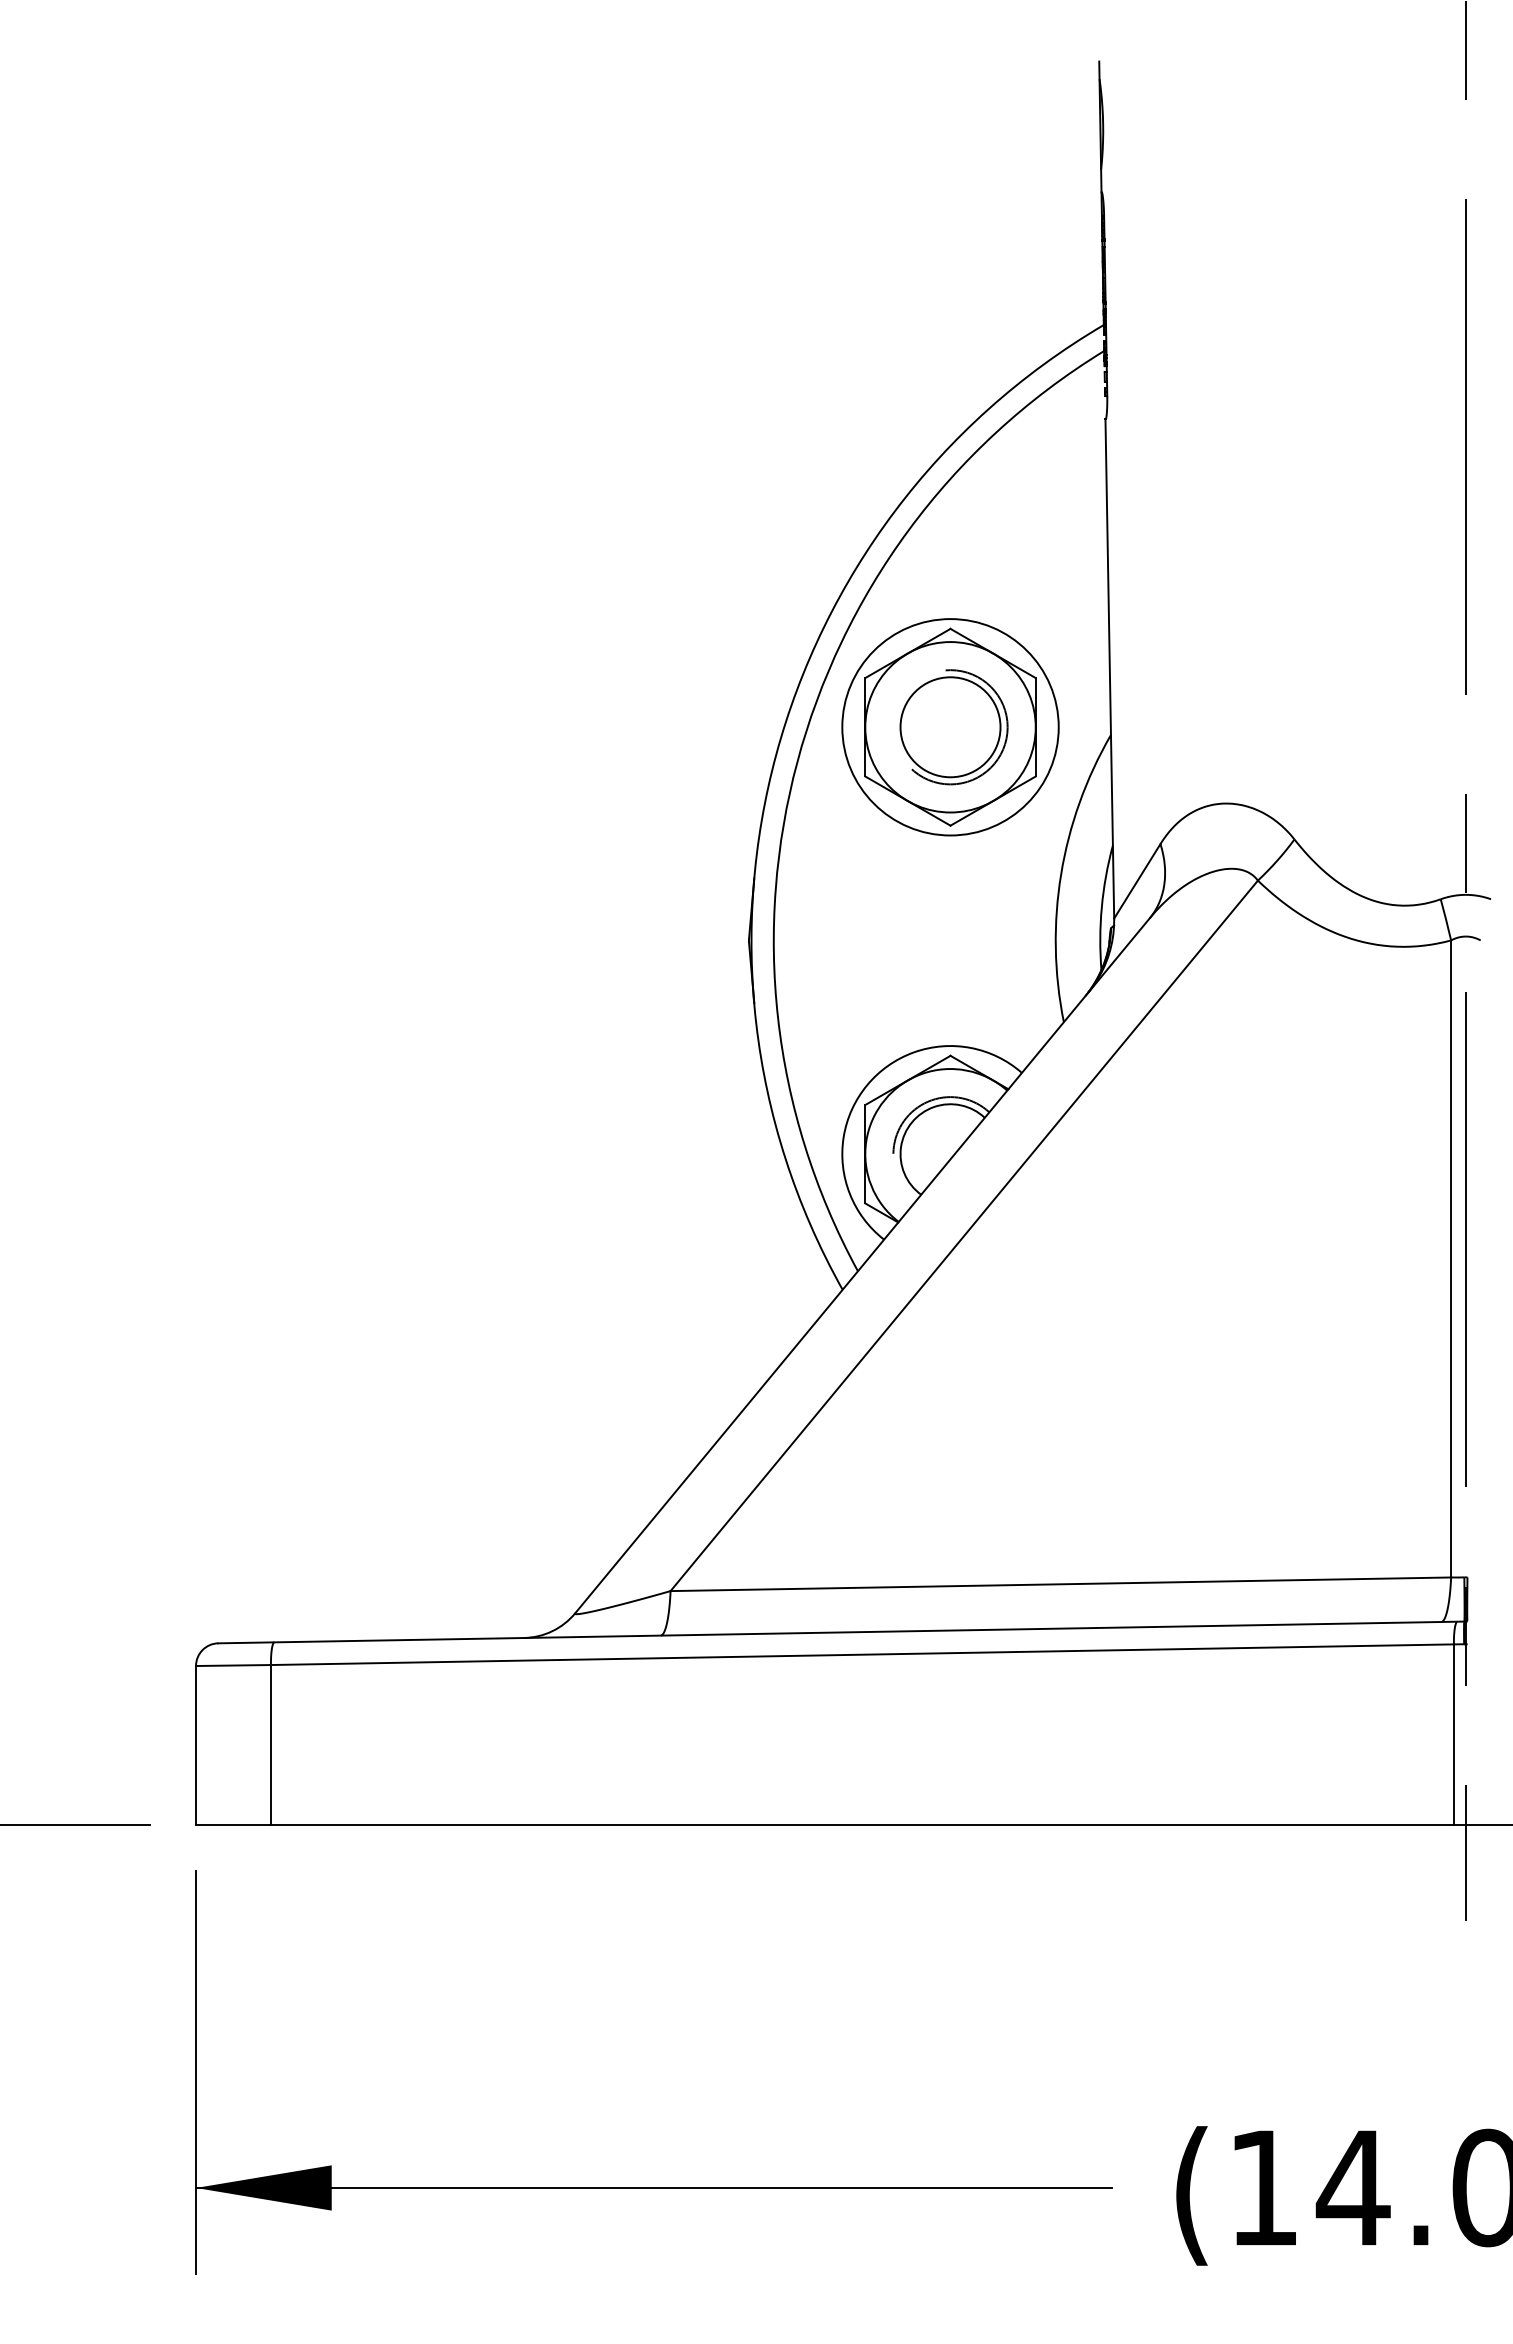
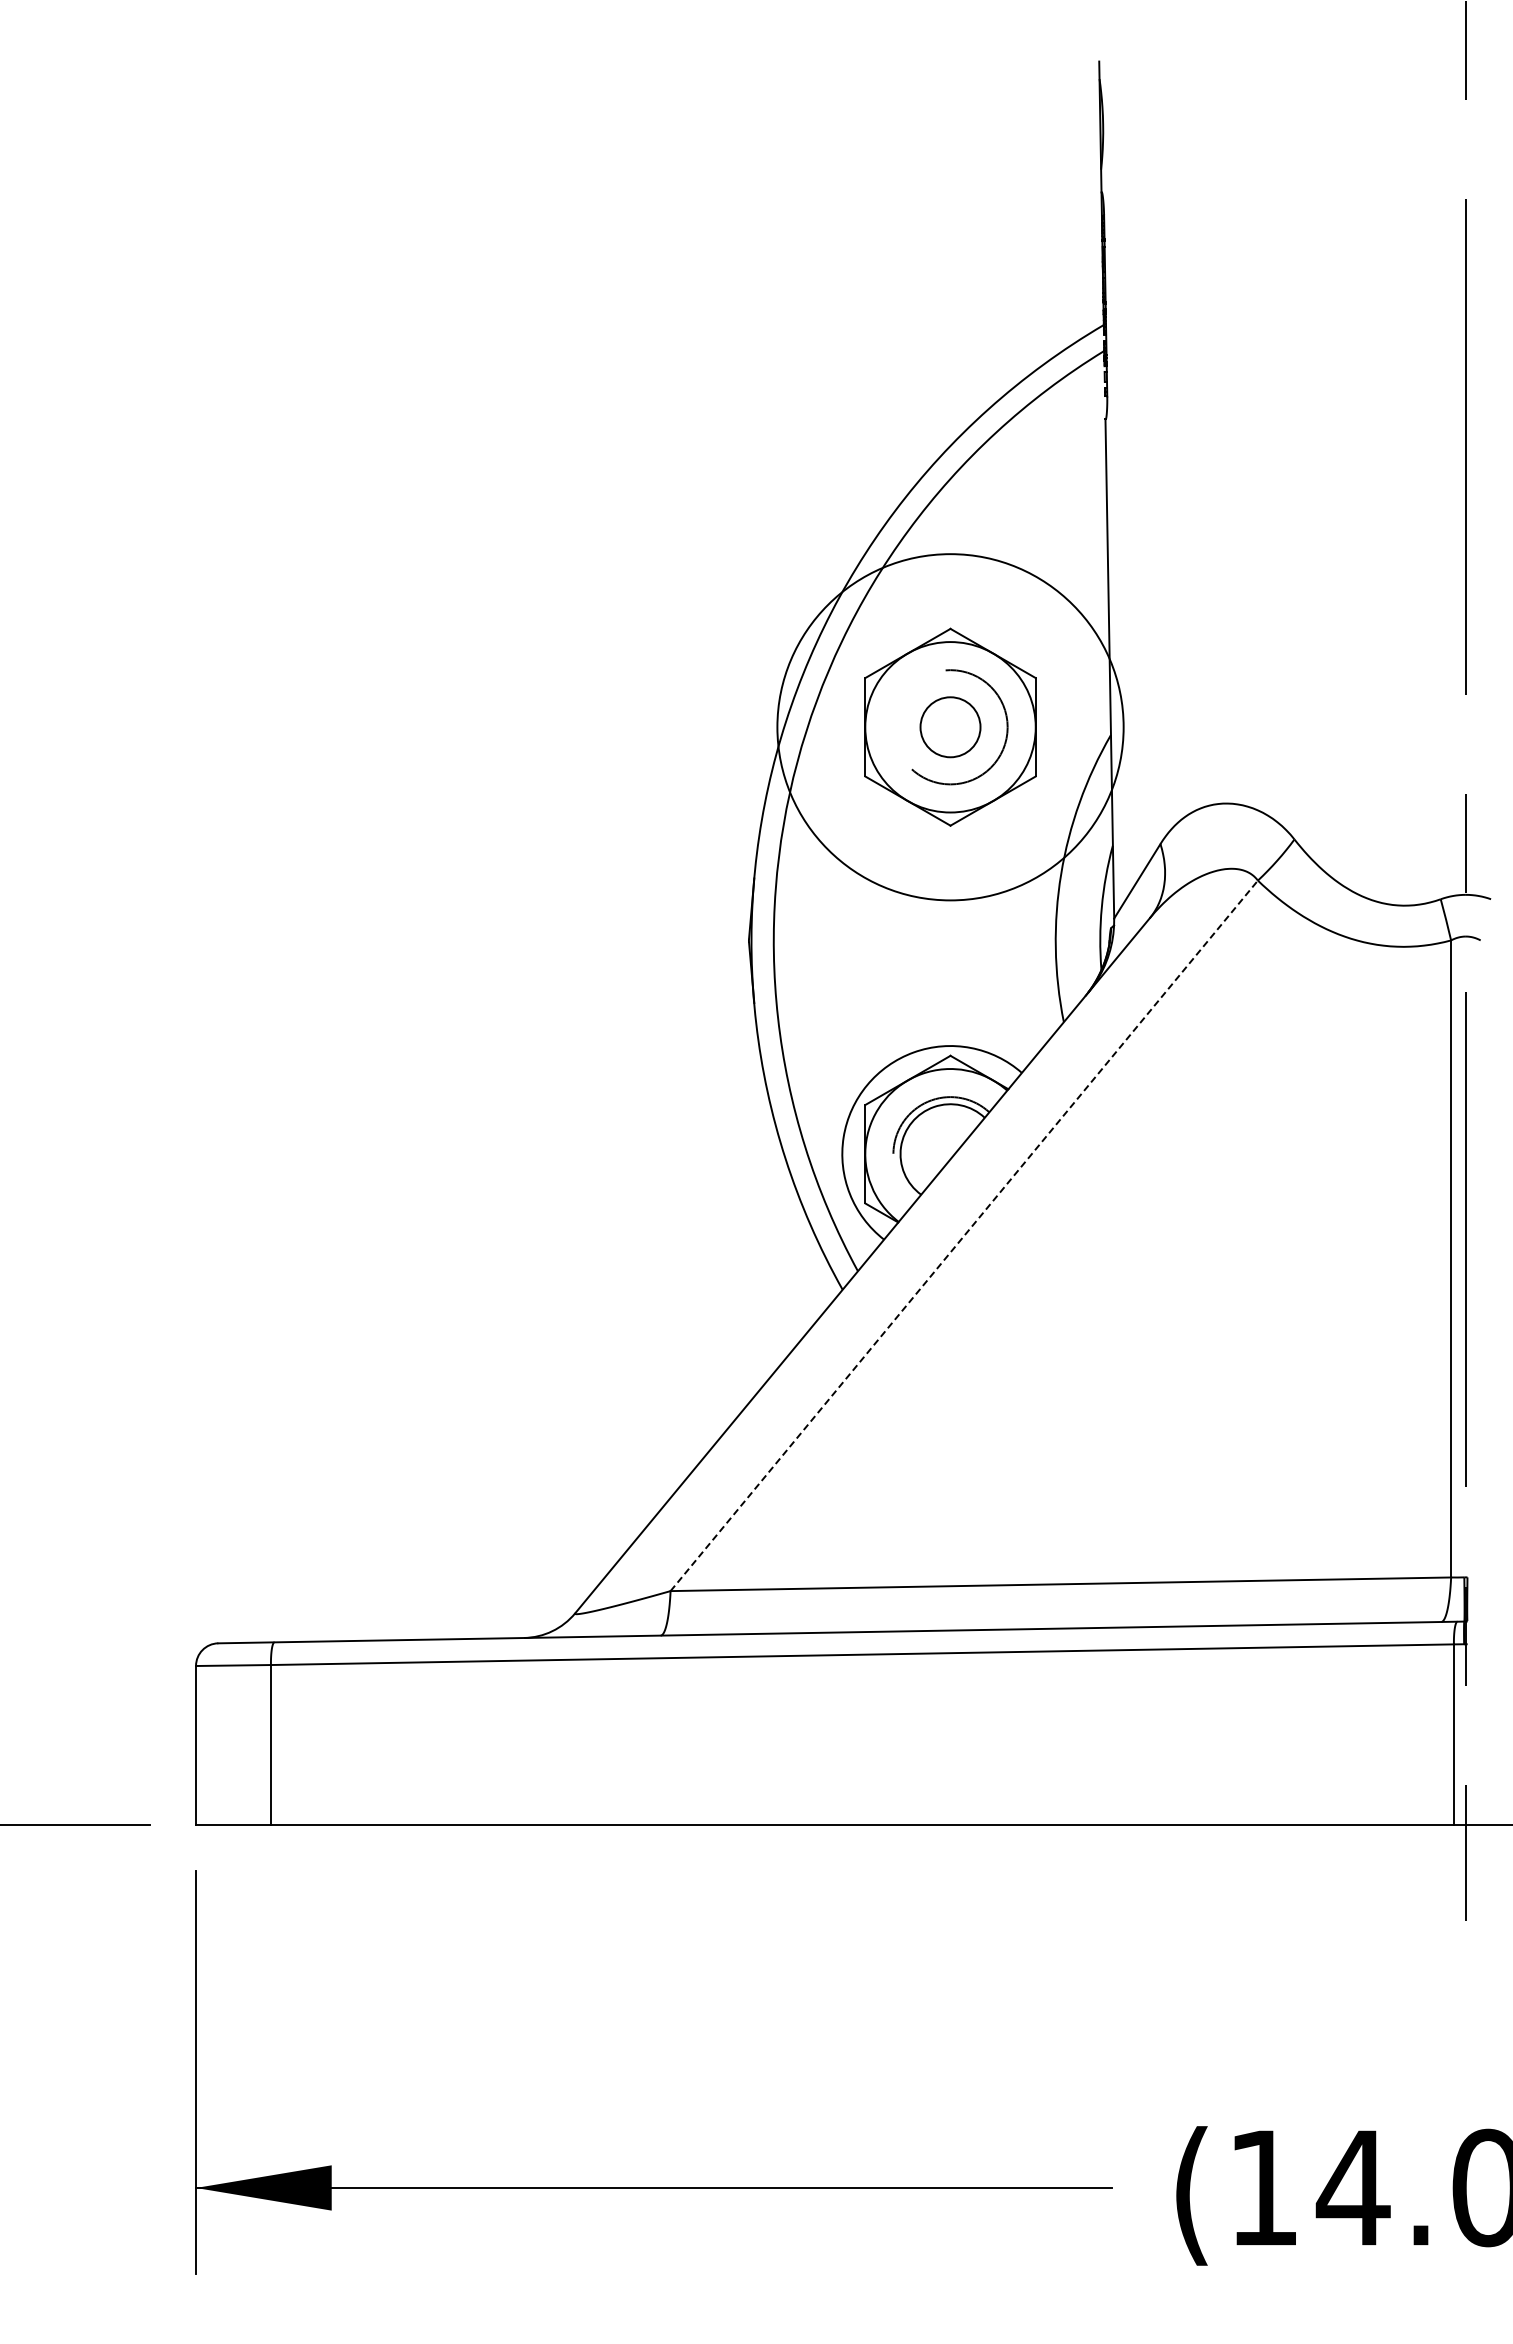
circle diameter: 100 px -> 60 px (950, 727)
circle diameter: 216 px -> 346 px (950, 727)
line: solid -> dashed (964, 1235)
